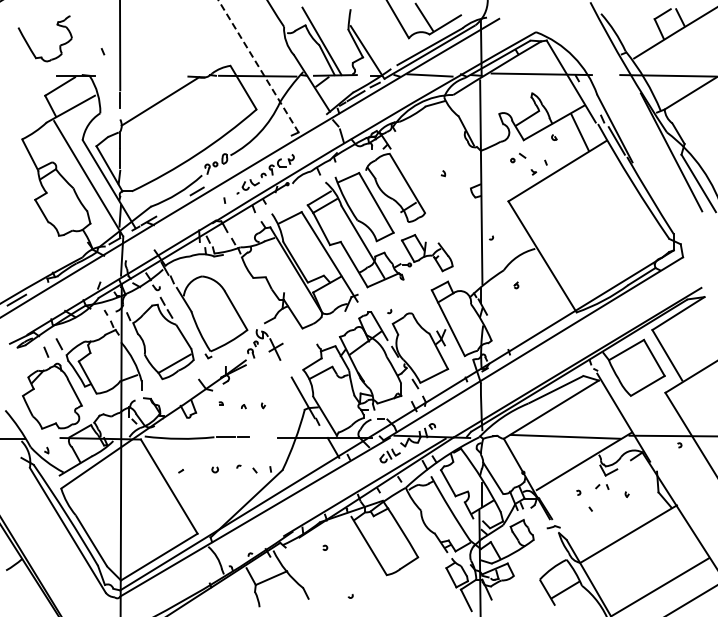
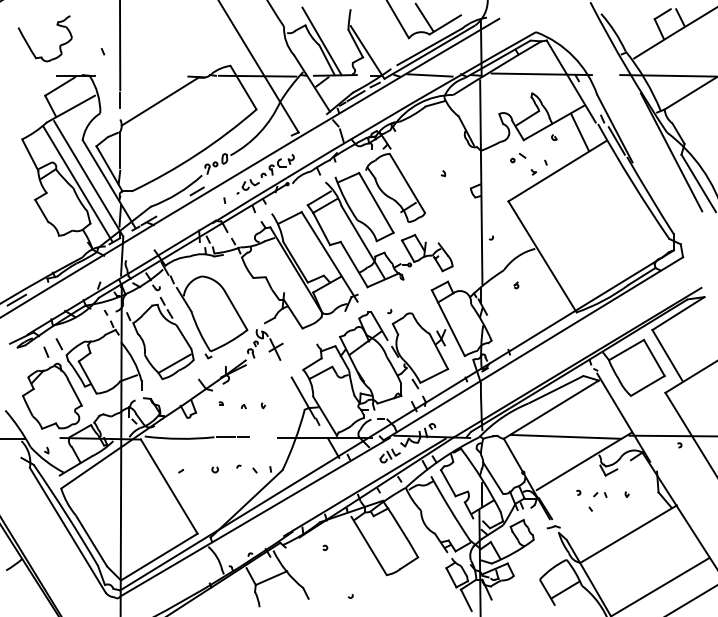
line: dashed -> solid (258, 66)
line: none -> present (77, 184)
part position: (602, 486) -> (600, 494) (600, 494)
